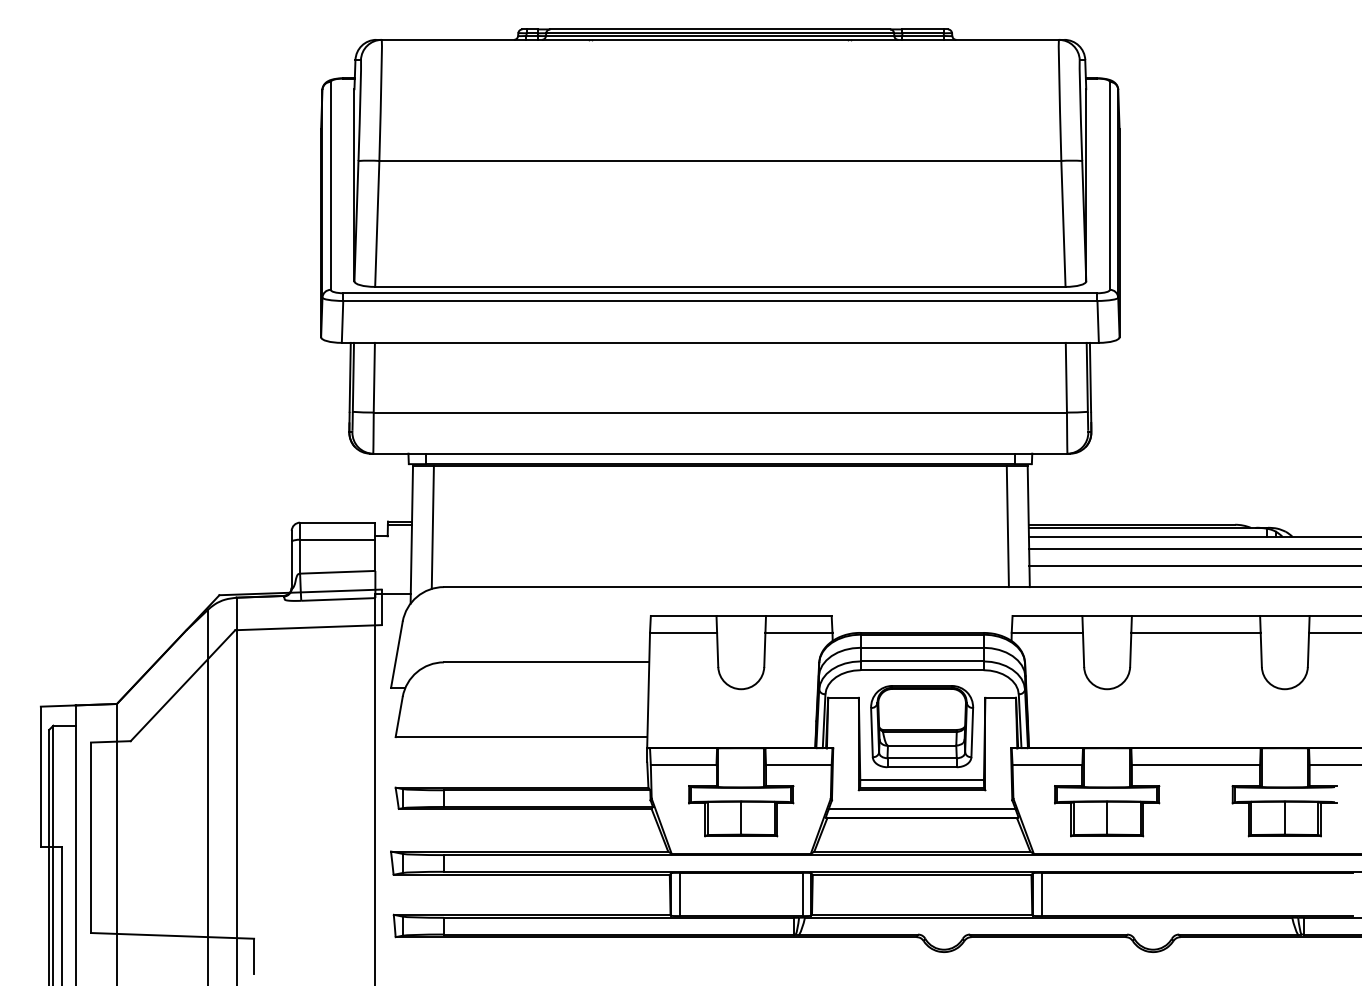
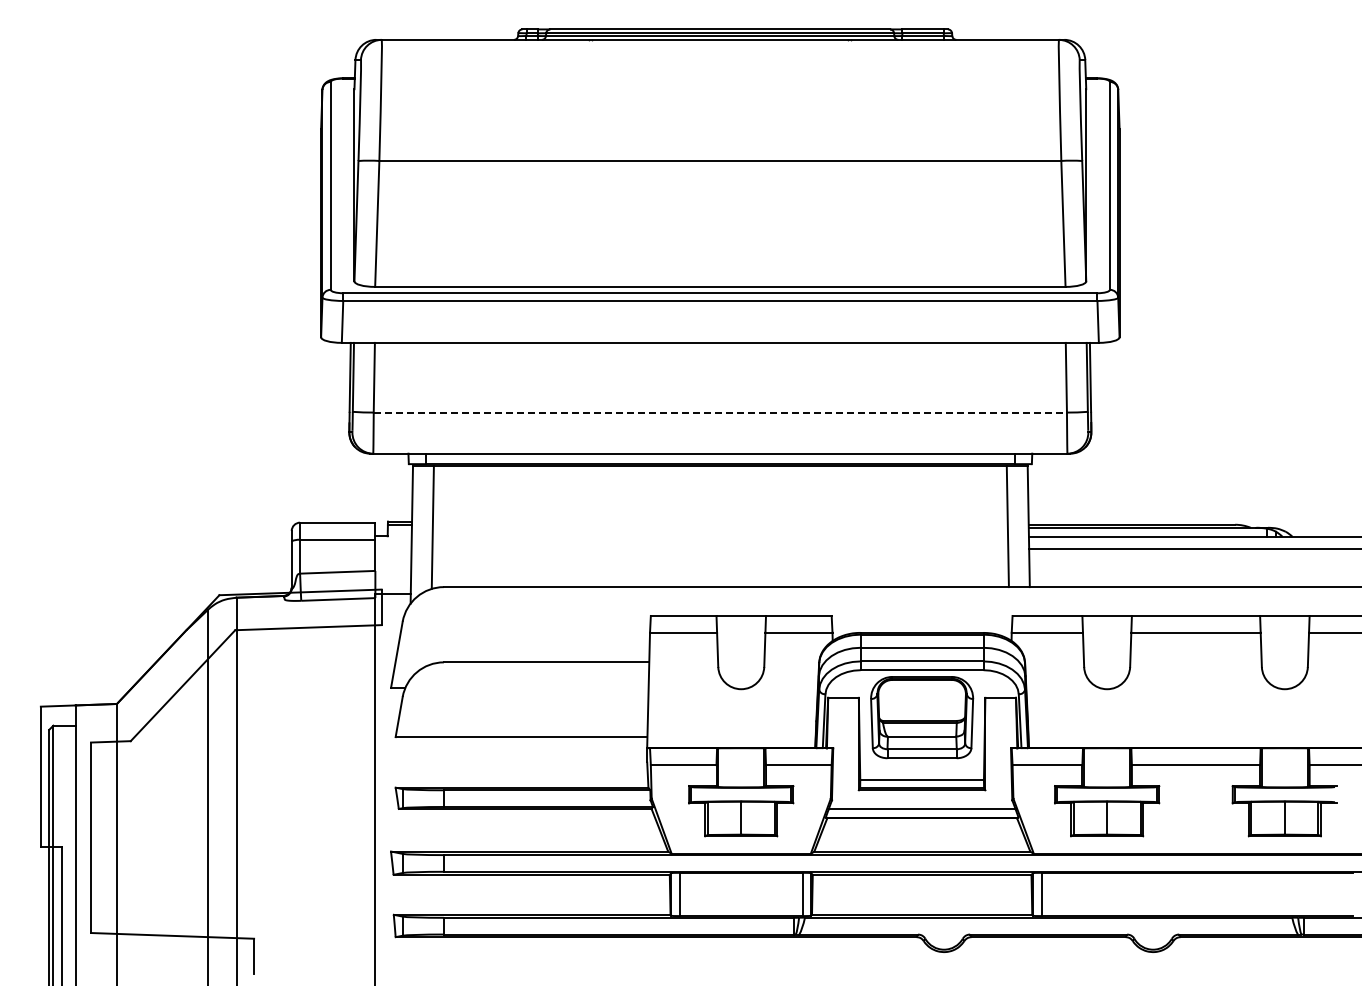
line: solid -> dashed (720, 412)
line: present -> none (1193, 566)
part position: (922, 726) -> (922, 717) (922, 717)
